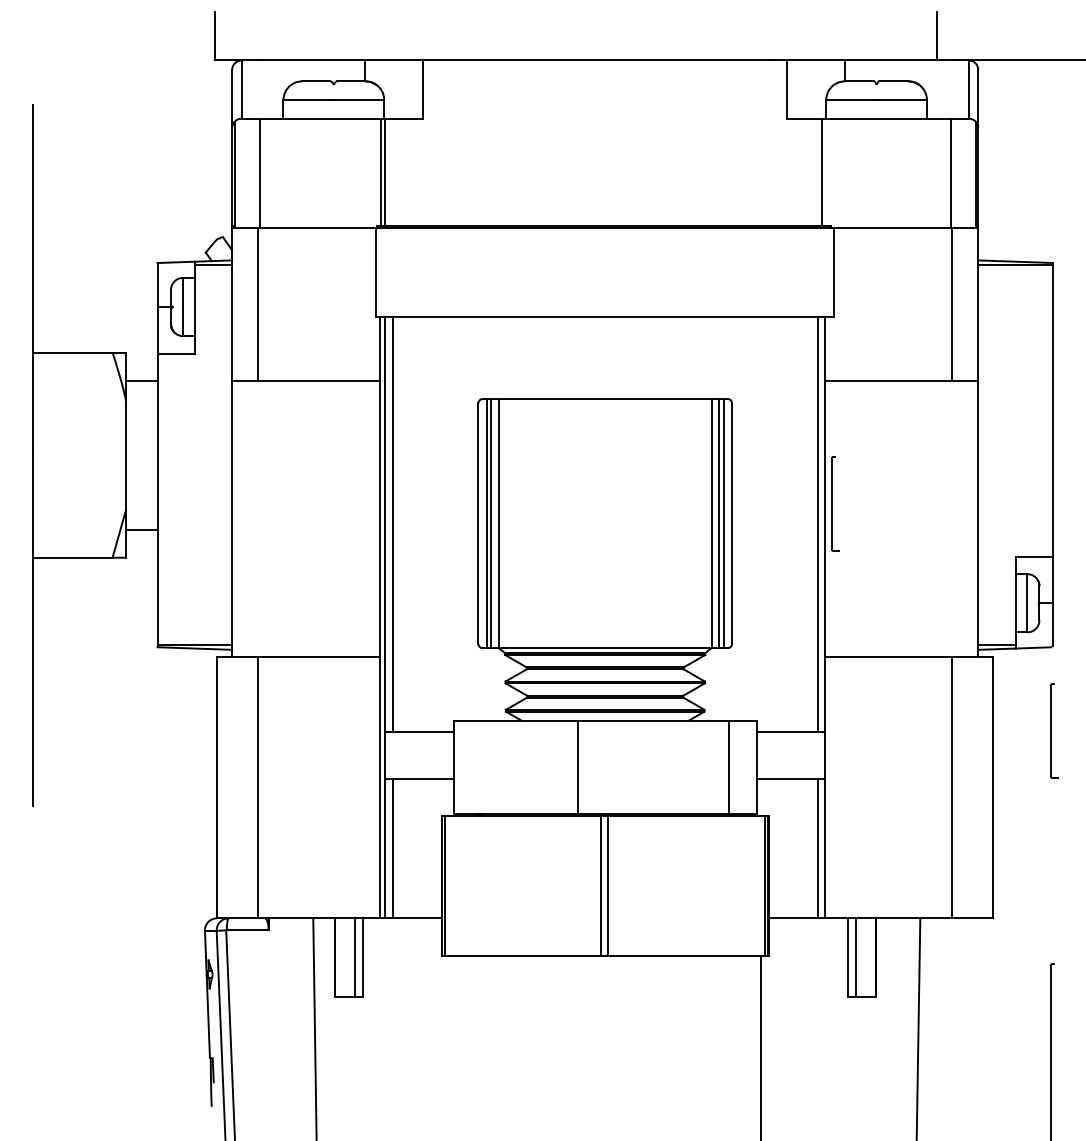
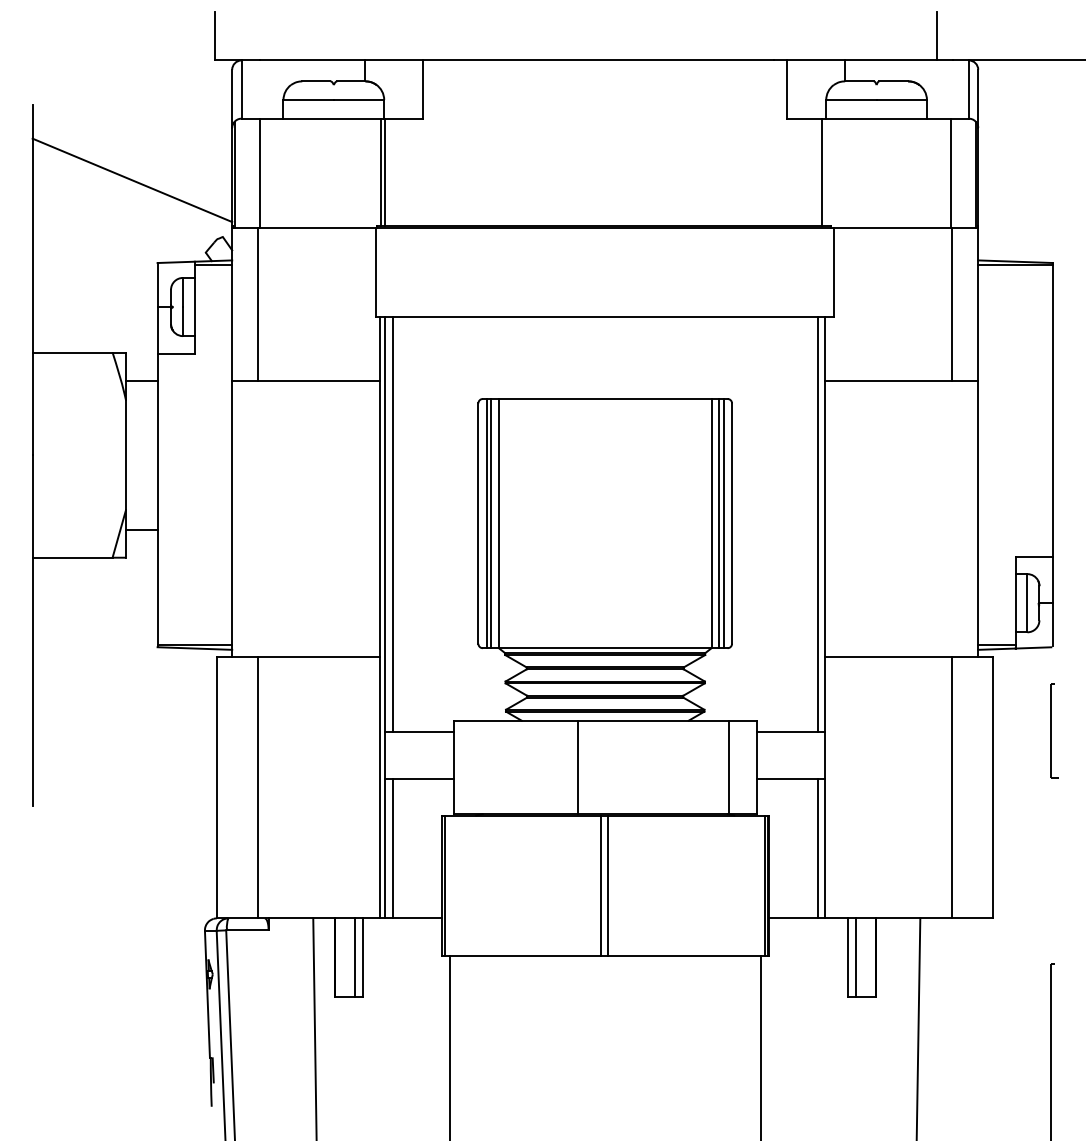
line: none -> present (132, 180)
part: present -> none (835, 503)
line: none -> present (449, 1046)
